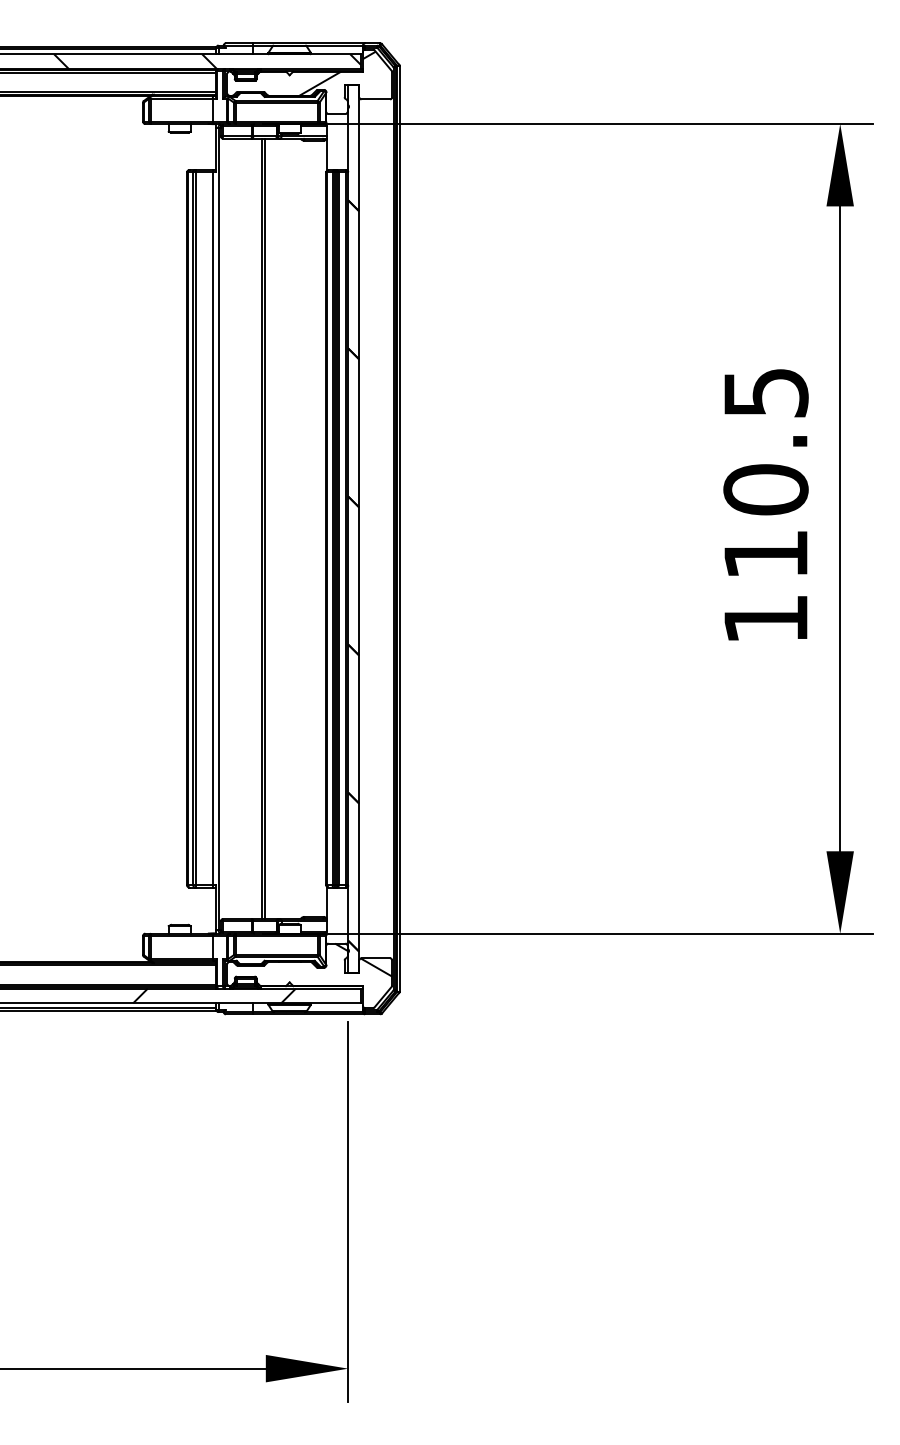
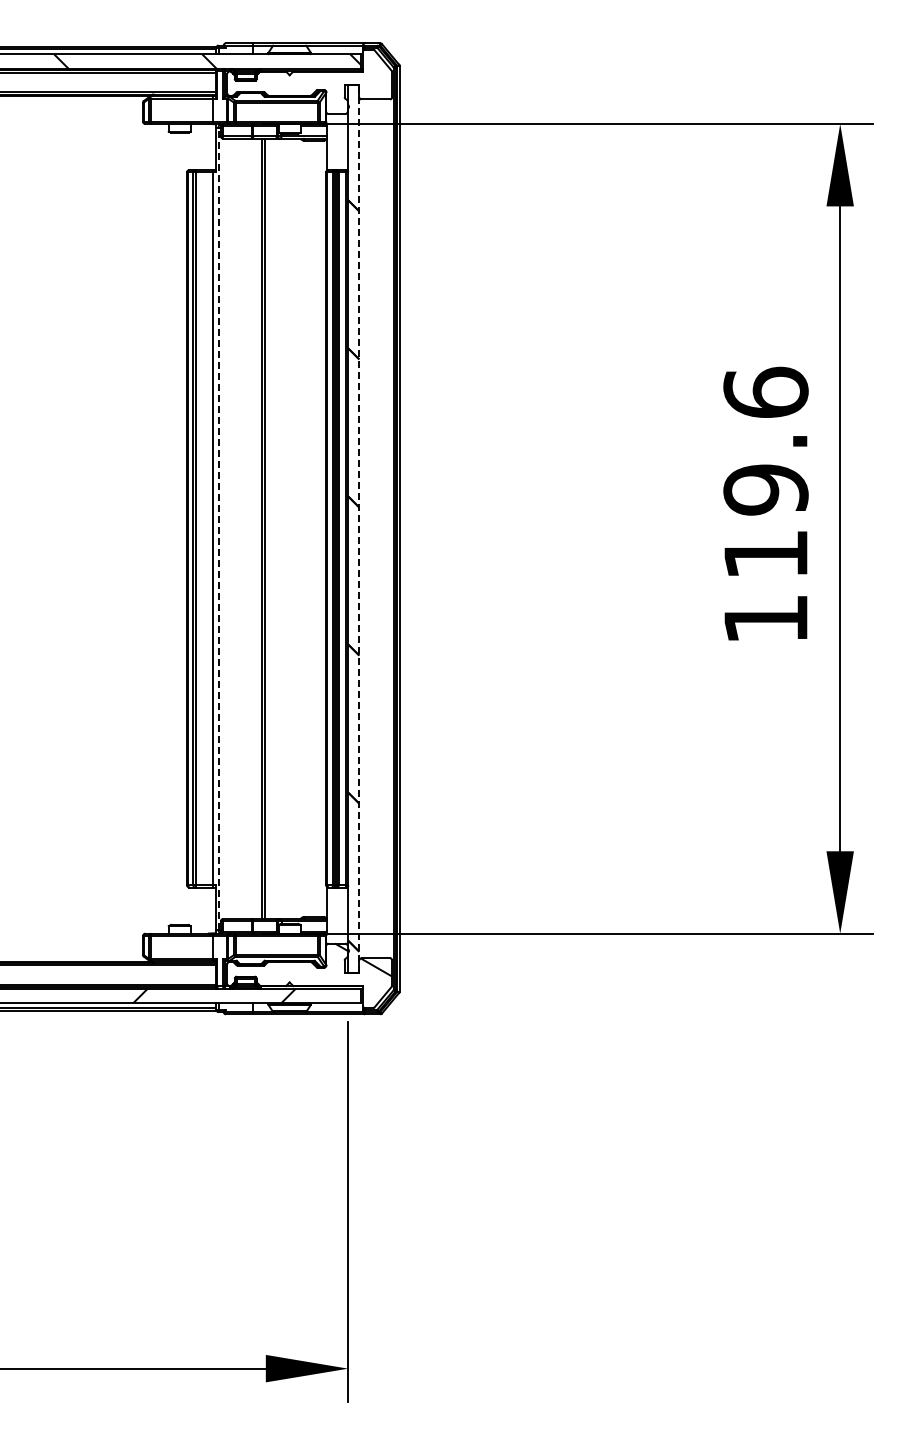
hatch: present -> none (337, 73)
text: 110.5 -> 119.6 (765, 440)
line: solid -> dashed (218, 528)
line: solid -> dashed (359, 528)
